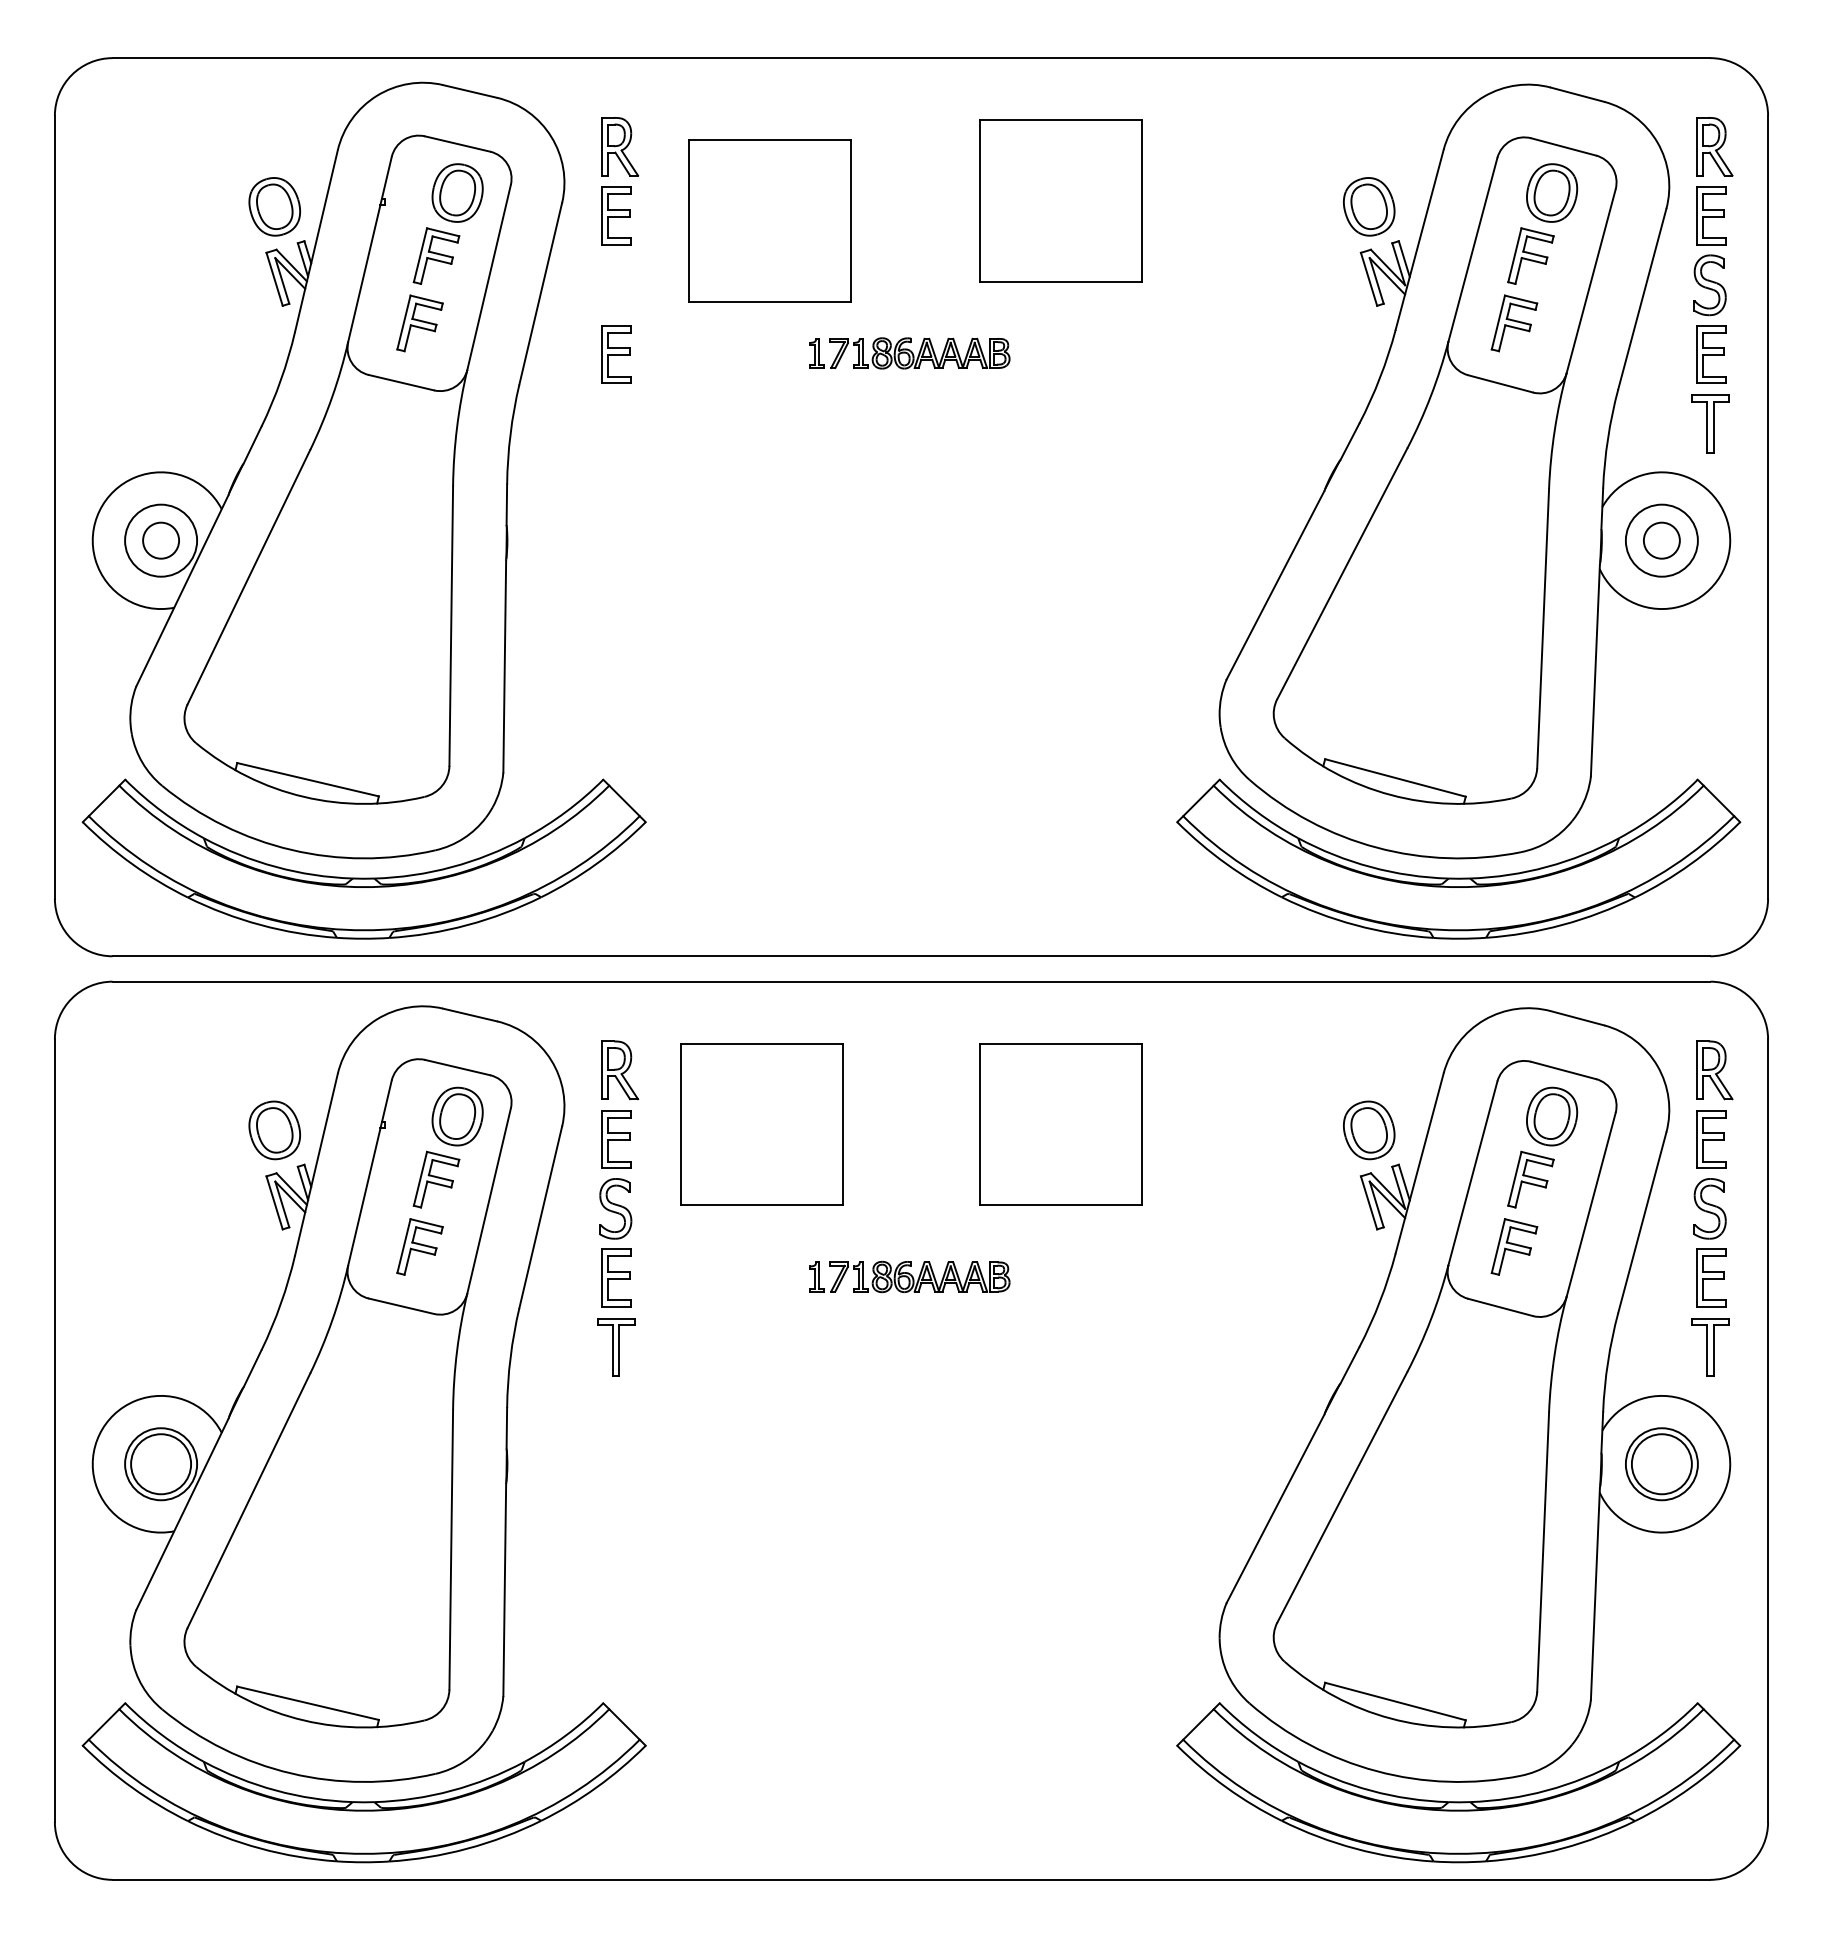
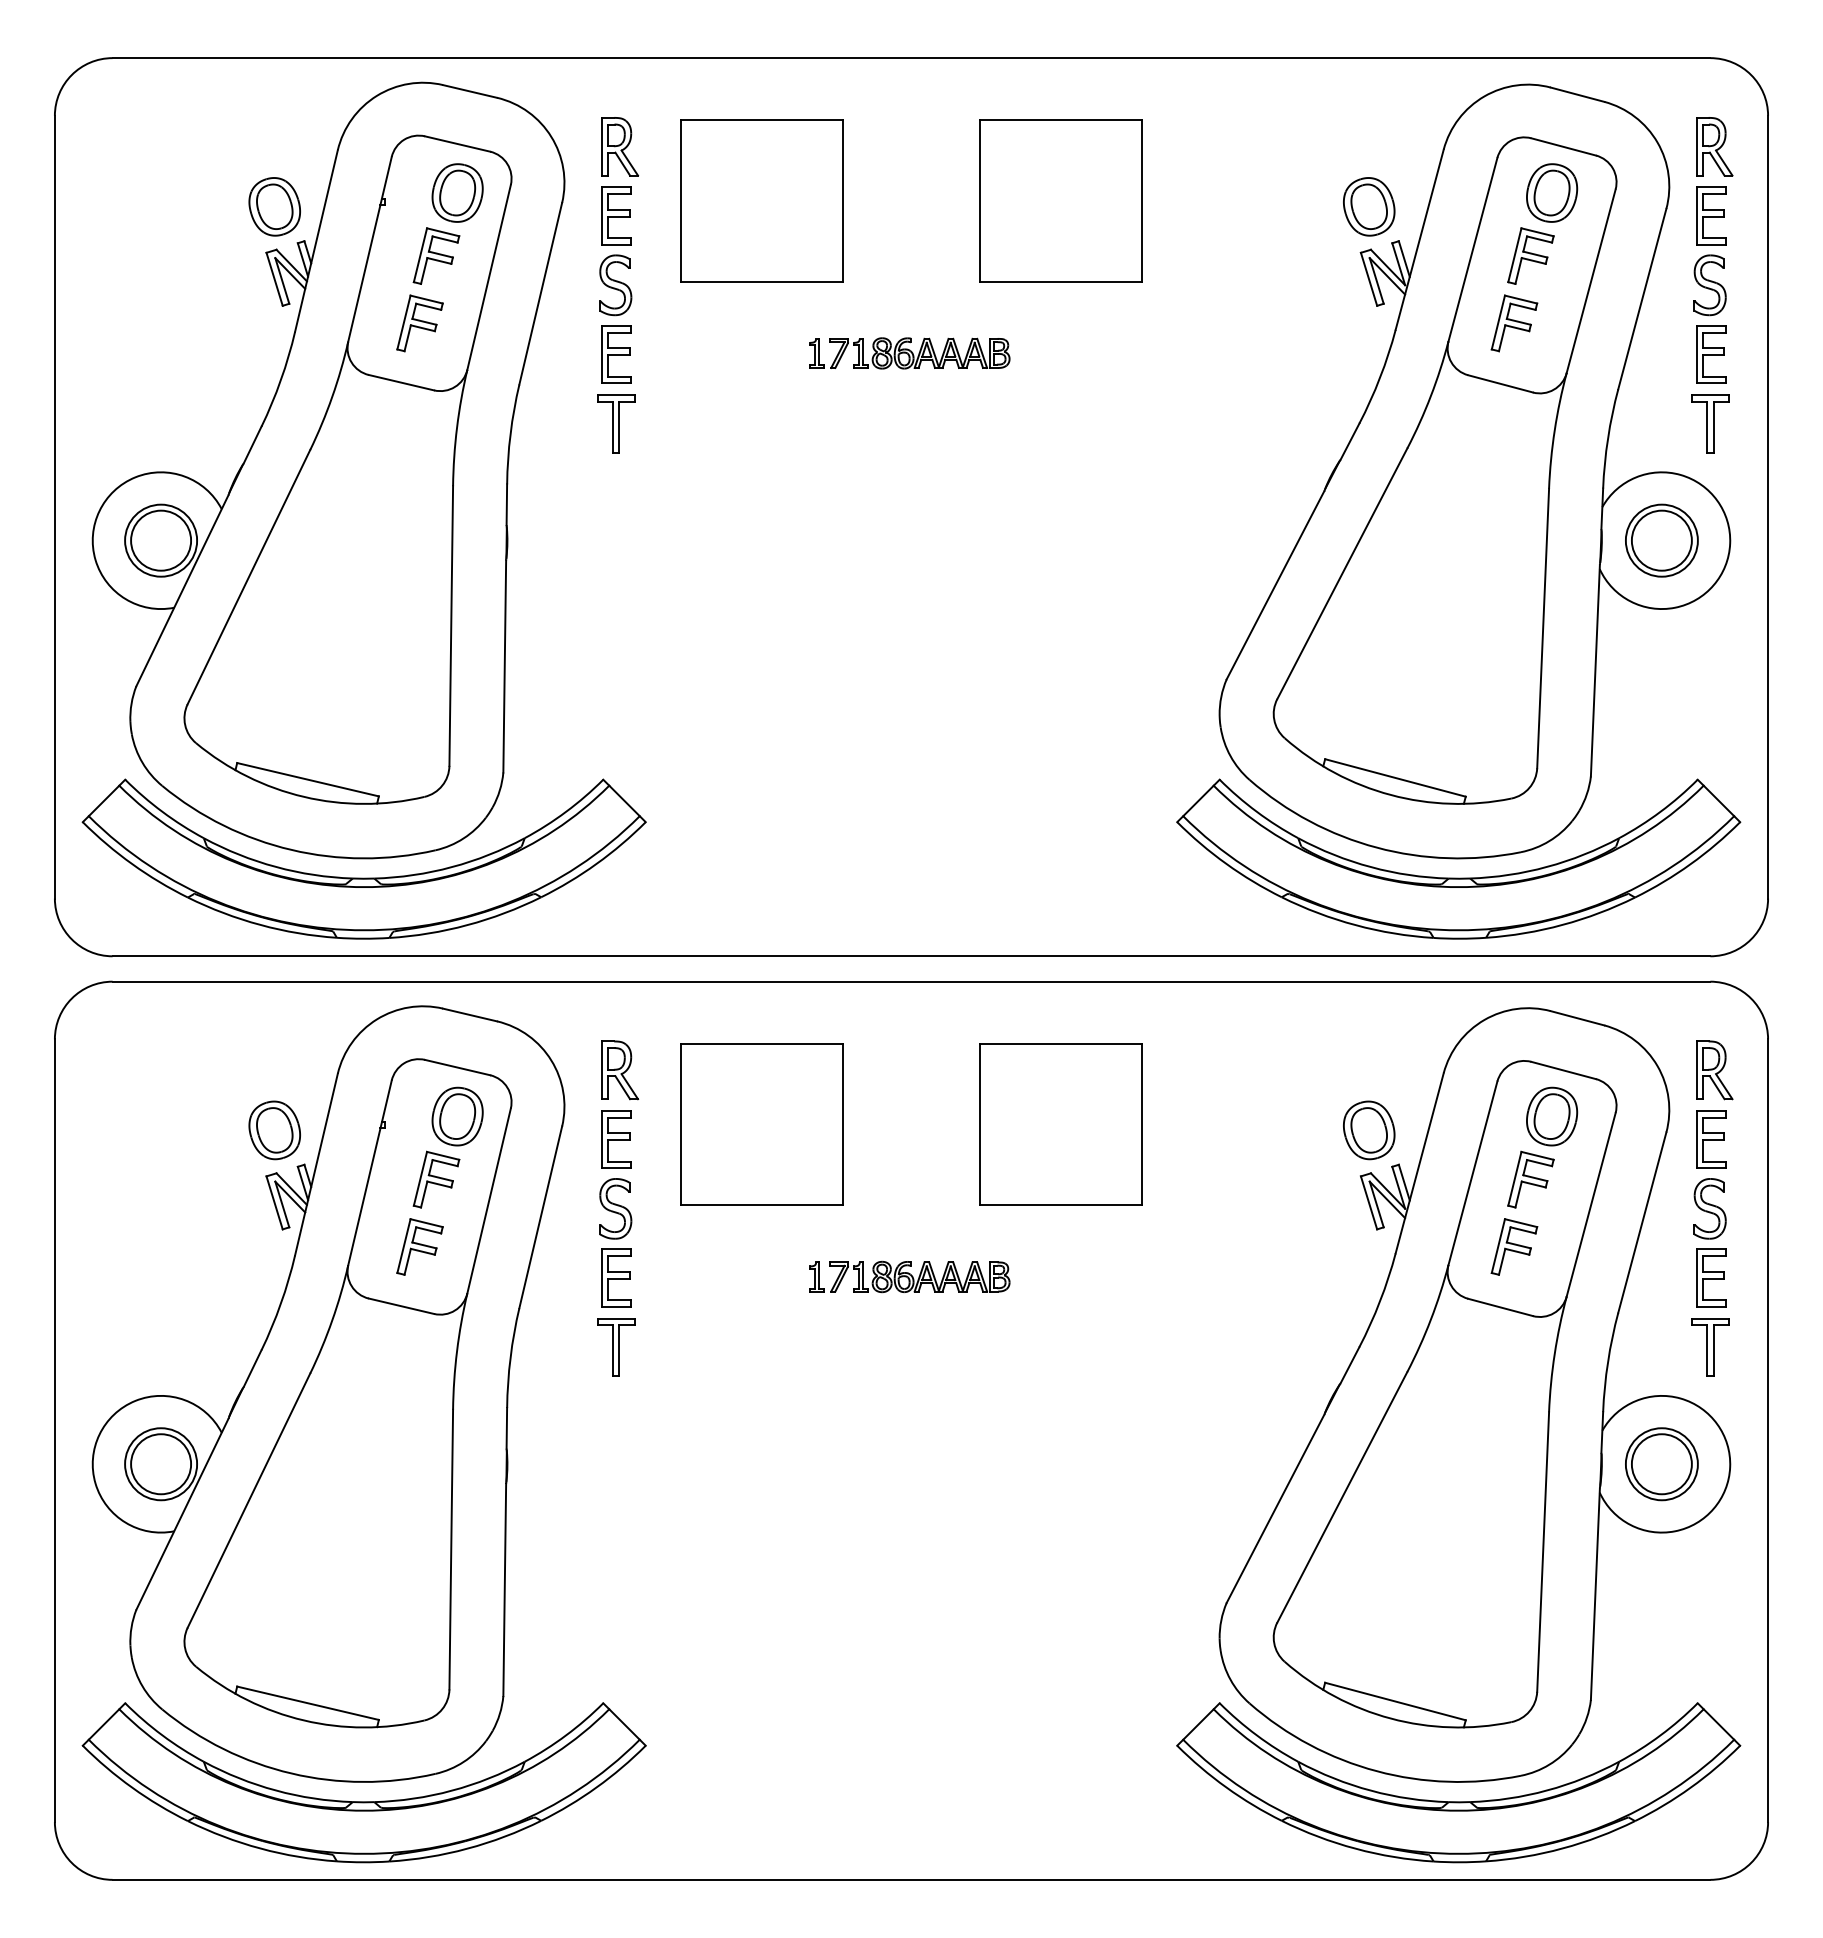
part position: (769, 220) -> (761, 200) (761, 200)
part: none -> present (615, 285)
part: none -> present (616, 423)
circle diameter: 36 px -> 60 px (161, 540)
circle diameter: 36 px -> 60 px (1661, 540)
